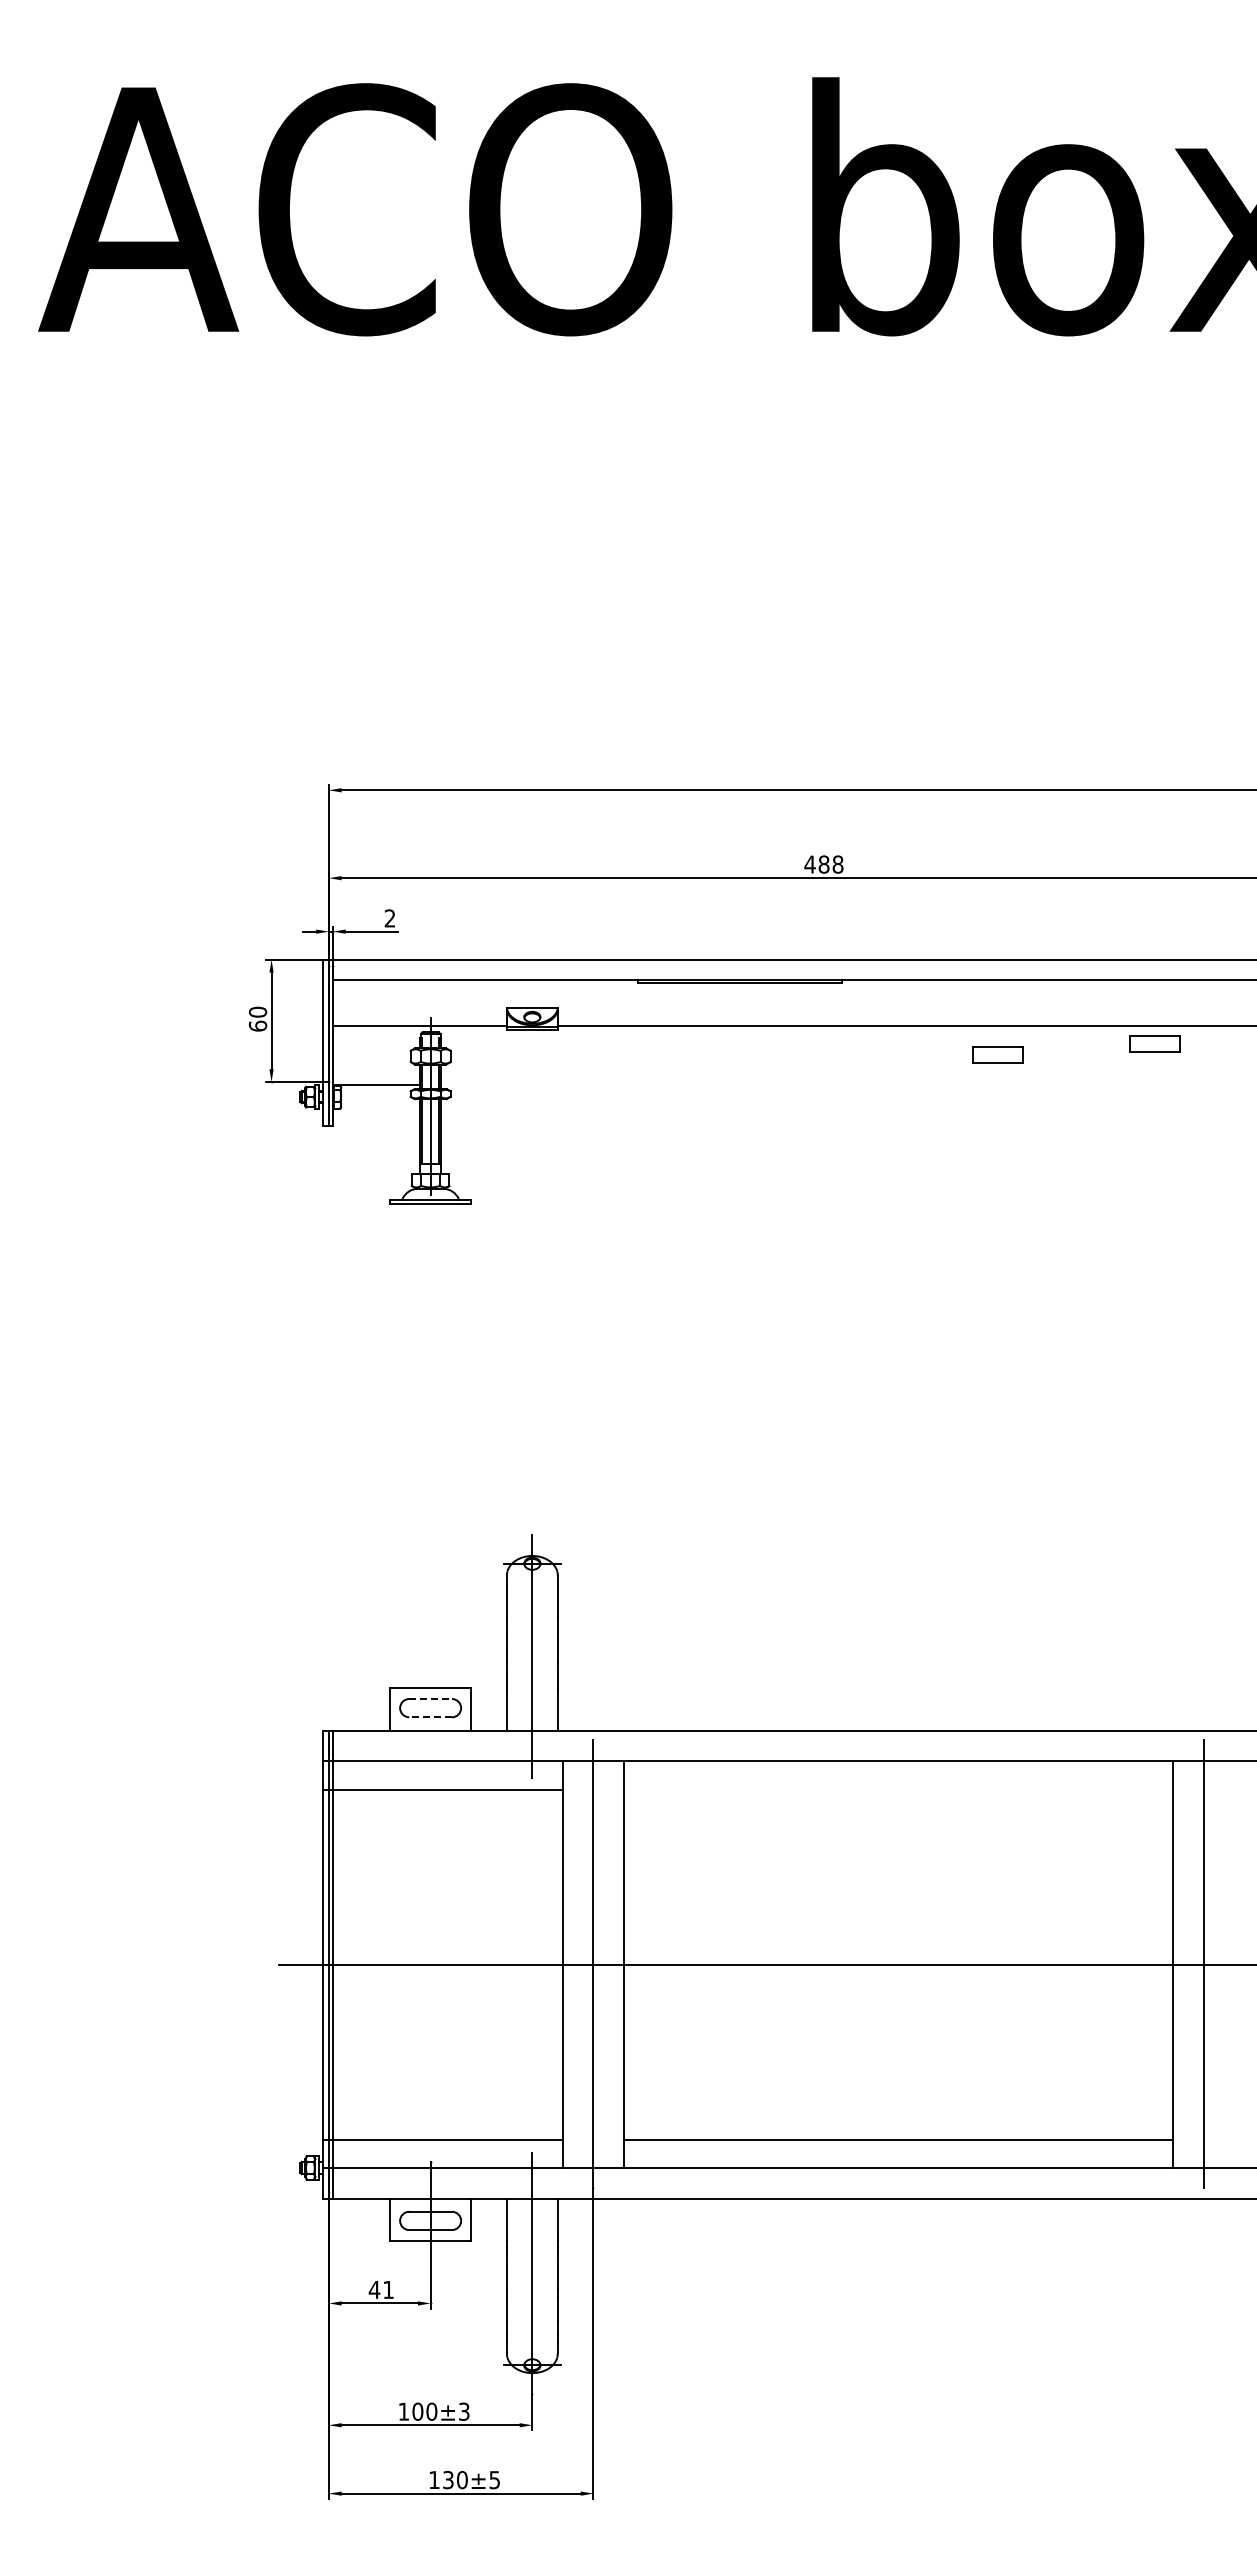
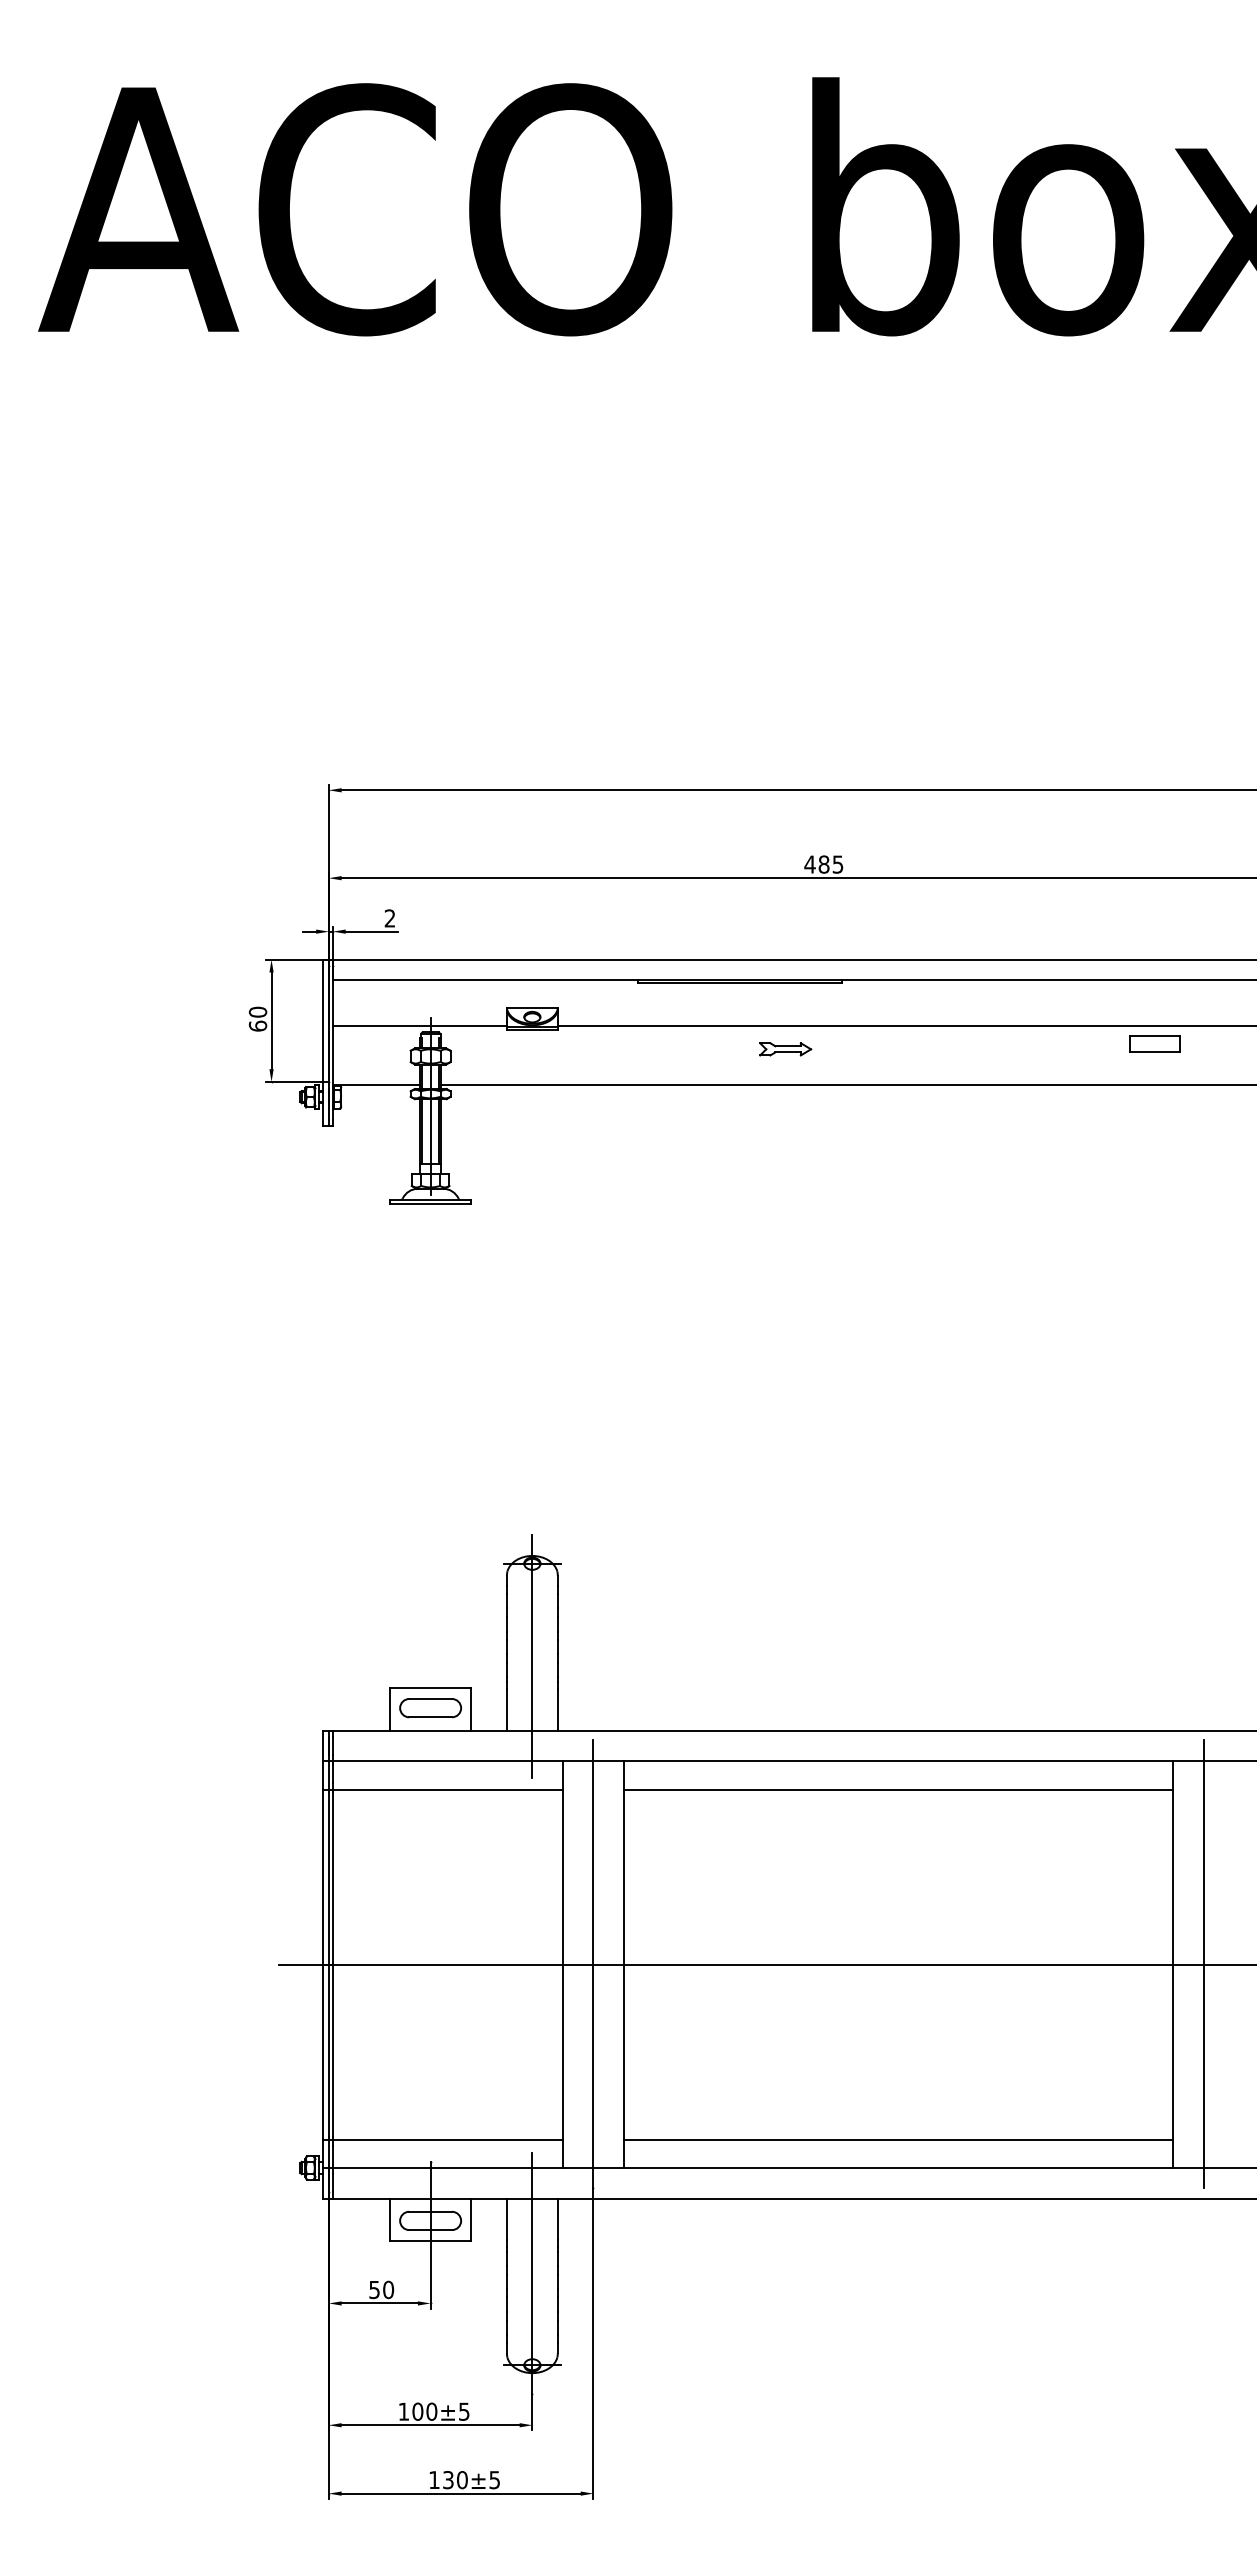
text: 488 -> 485 (837, 864)
part: none -> present (785, 1049)
part: present -> none (997, 1054)
line: none -> present (846, 1084)
line: dashed -> solid (431, 1699)
line: dashed -> solid (430, 1717)
line: none -> present (898, 1789)
text: 41 -> 50 (381, 2289)
text: ±3 -> ±5 (464, 2411)
